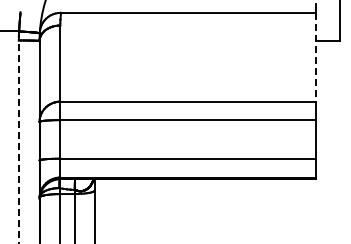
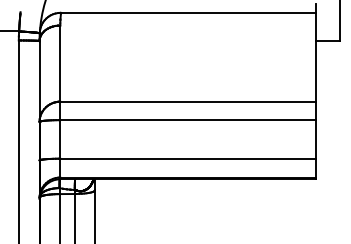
line: dashed -> solid (315, 57)
line: dashed -> solid (18, 141)
